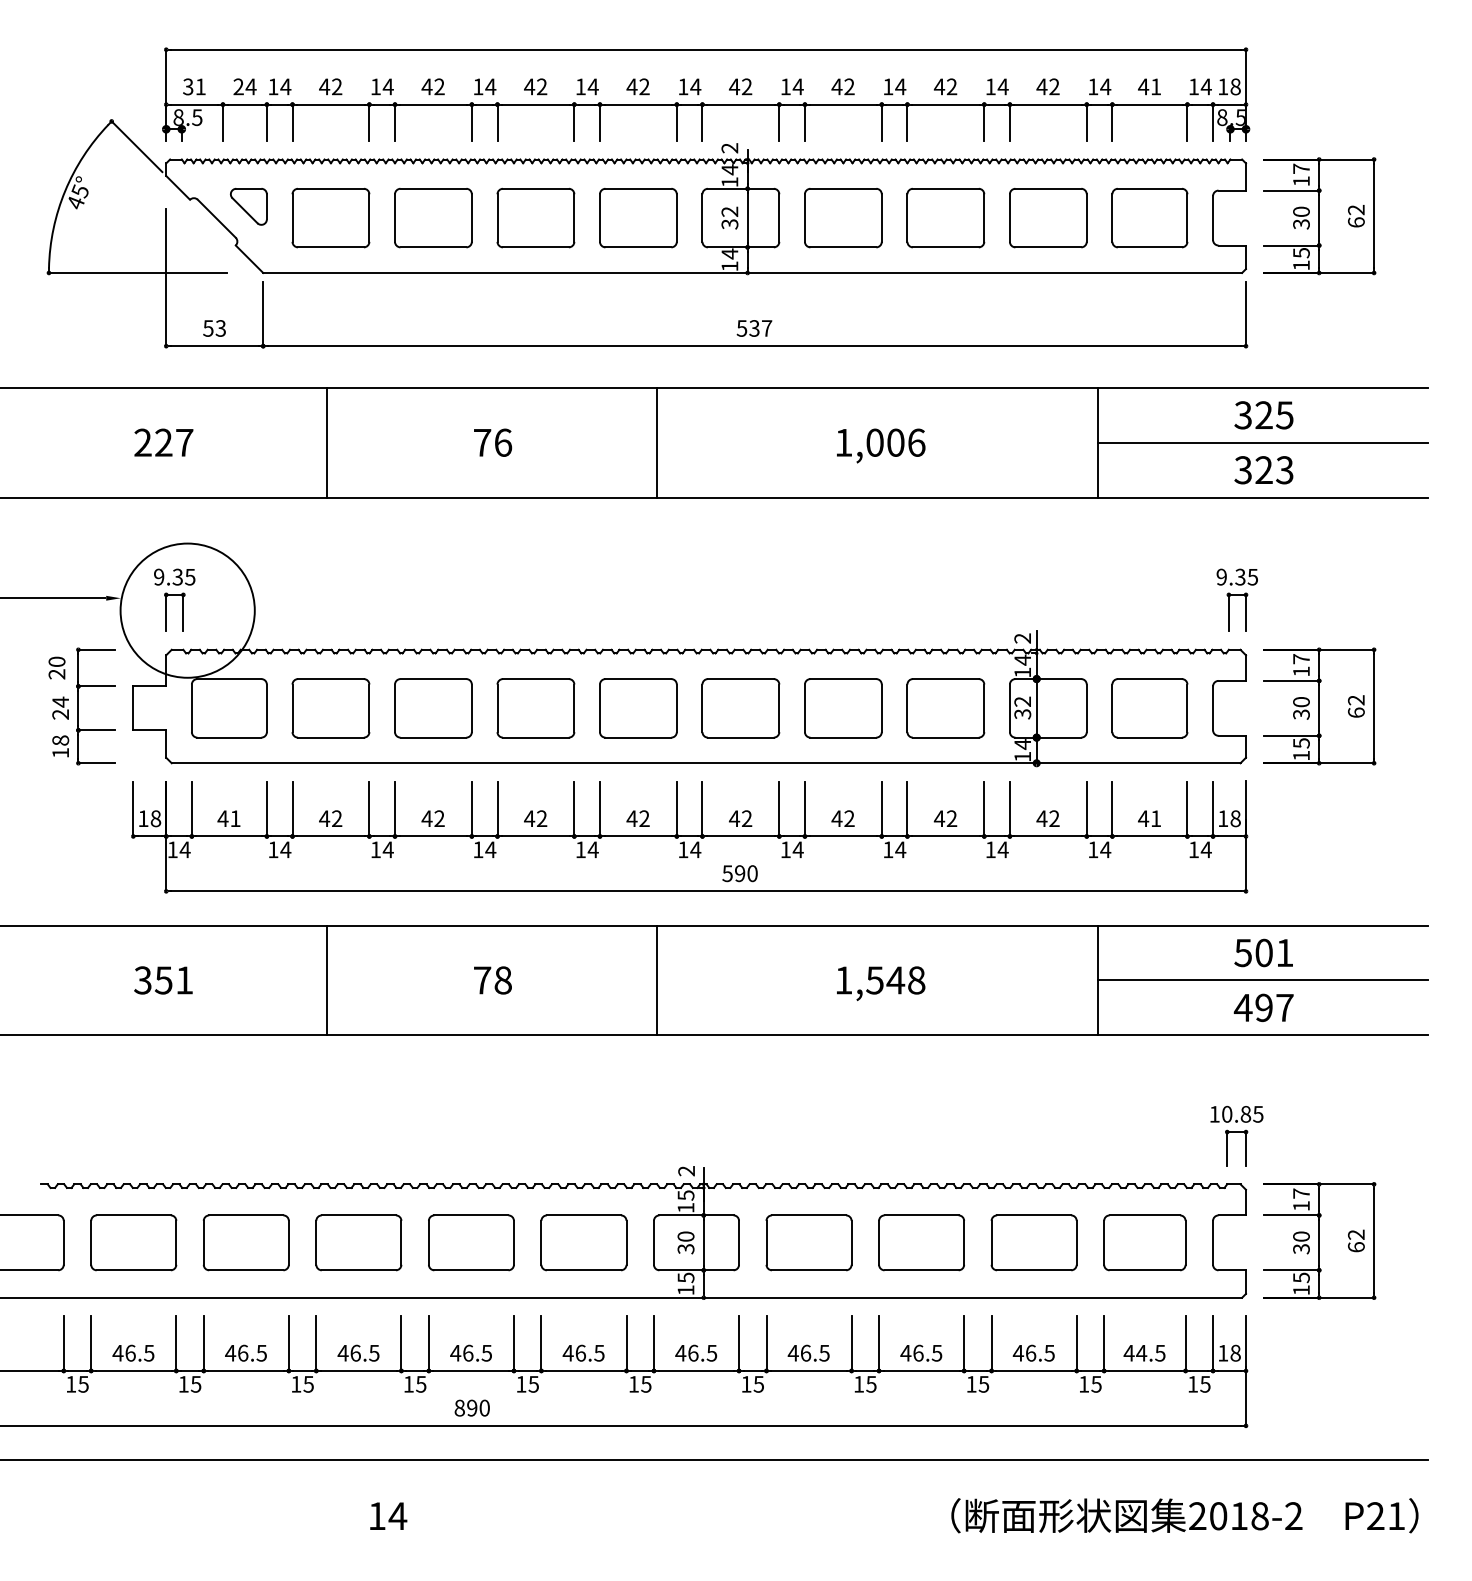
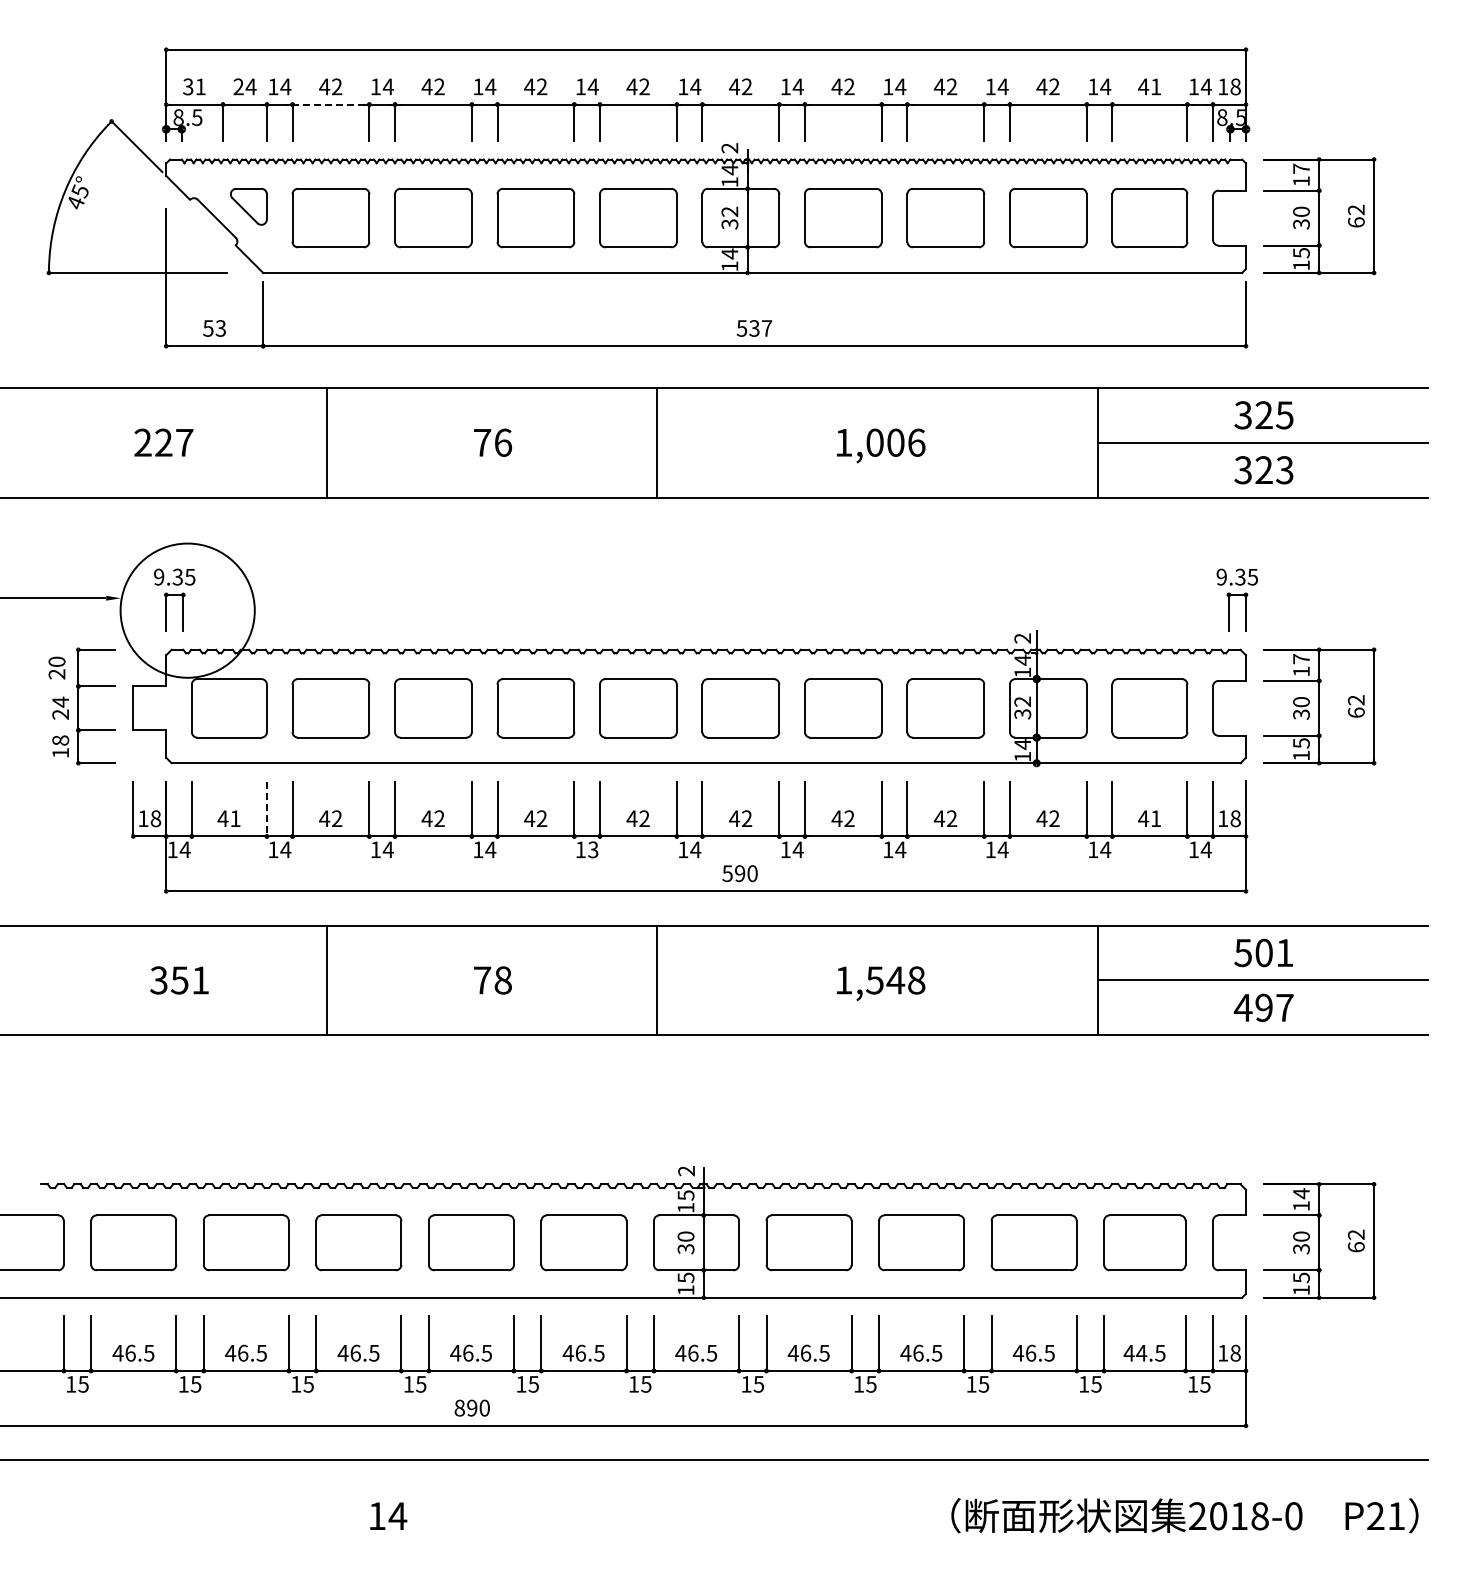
line: solid -> dashed (330, 104)
line: solid -> dashed (266, 809)
text: 14 -> 13 (592, 849)
text position: (163, 980) -> (179, 980) (179, 980)
part: present -> none (1236, 1135)
text: 17 -> 14 (1301, 1193)
text: 2018-2 -> 2018-0 (1293, 1516)
